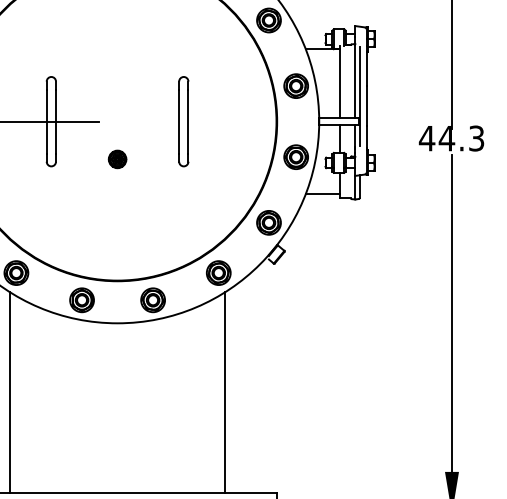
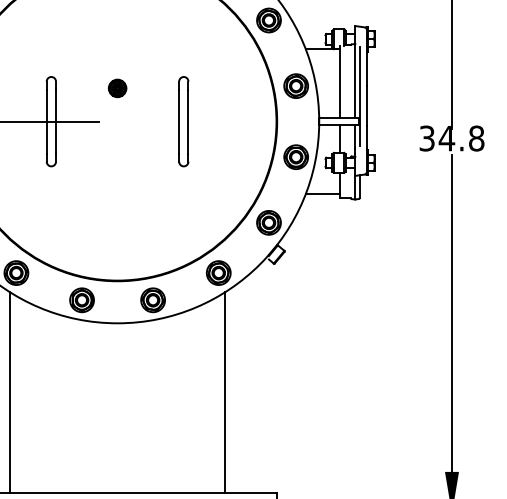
text: 44.3 -> 34.8 (451, 138)
part position: (117, 159) -> (117, 88) (117, 88)
